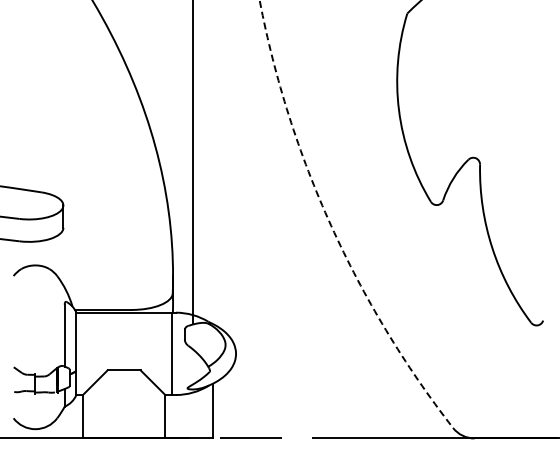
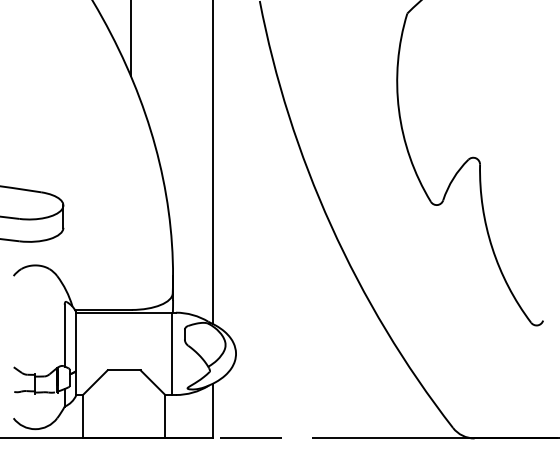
line: none -> present (130, 38)
line position: (193, 163) -> (213, 163) (213, 163)
arc: dashed -> solid (331, 225)
